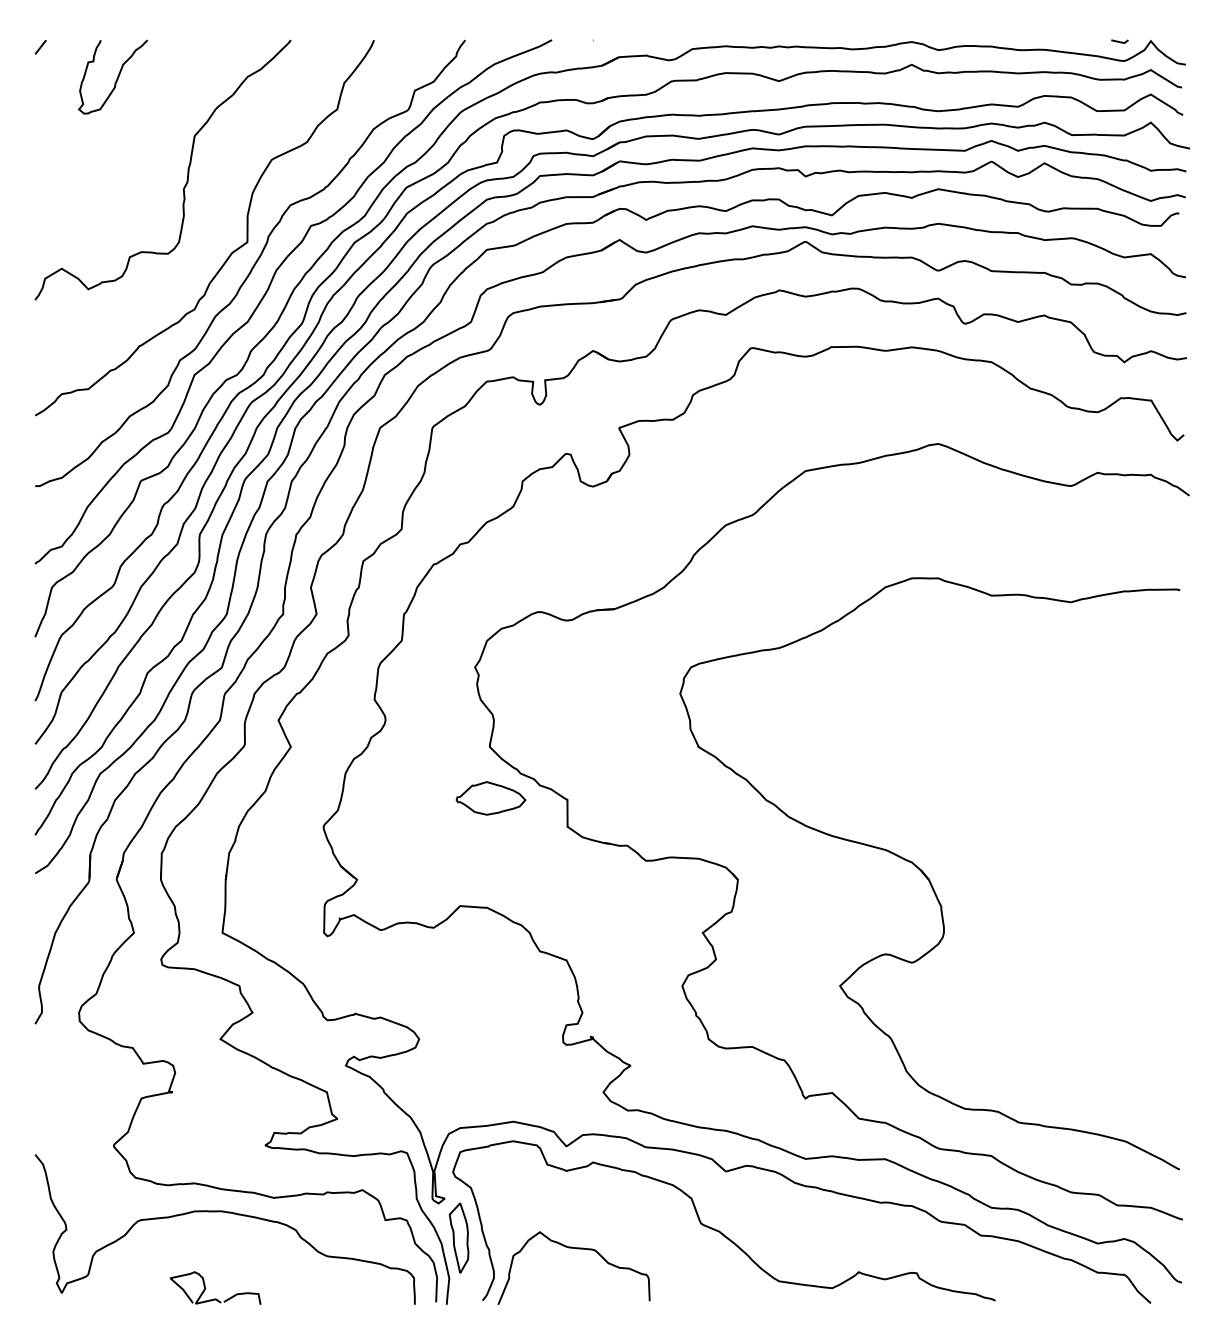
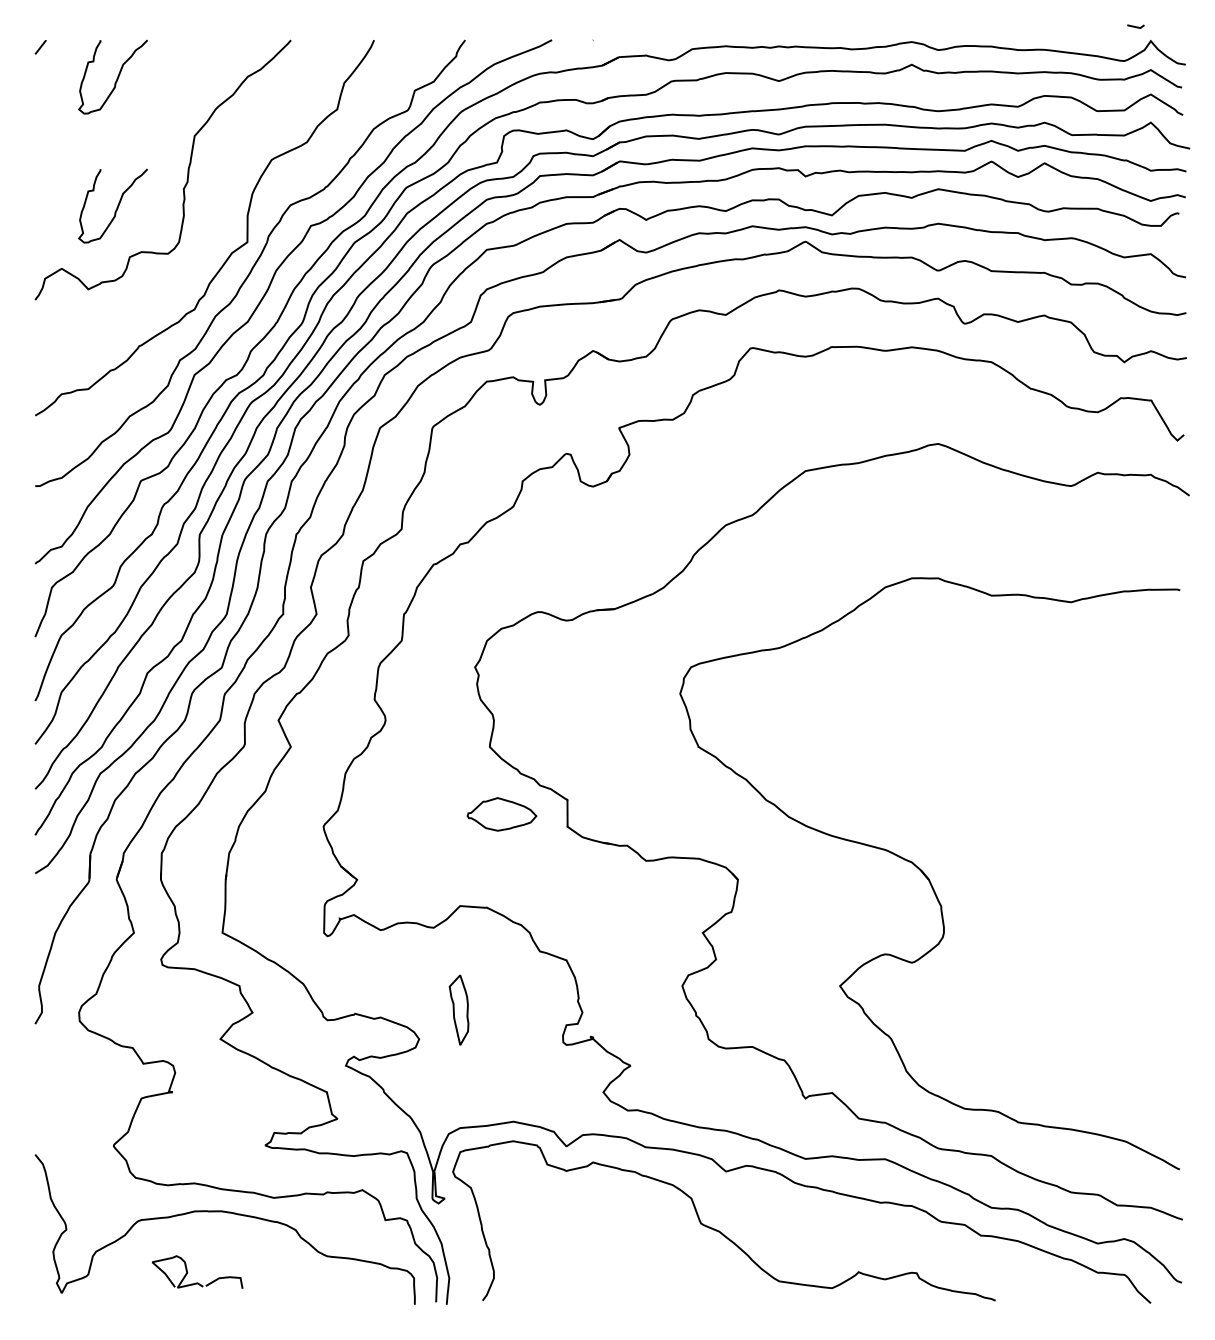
line position: (1119, 41) -> (1135, 26) (1135, 26)
curve: none -> present (116, 207)
part position: (490, 798) -> (501, 814) (501, 814)
part position: (458, 1237) -> (458, 1009) (458, 1009)
curve: present -> none (576, 1249)
part position: (206, 1288) -> (188, 1272) (188, 1272)
